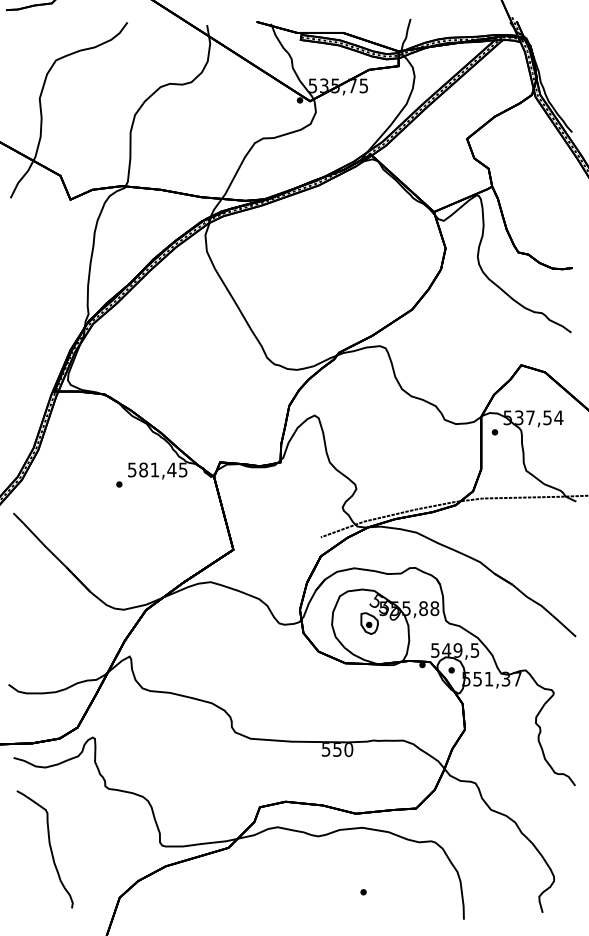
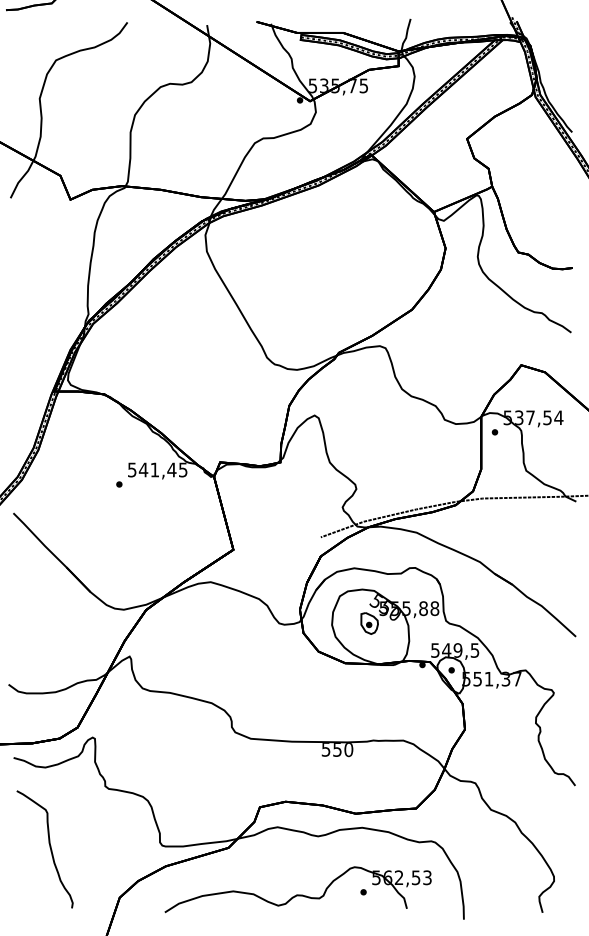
text: 581,45 -> 541,45 (143, 469)
part: none -> present (297, 889)
